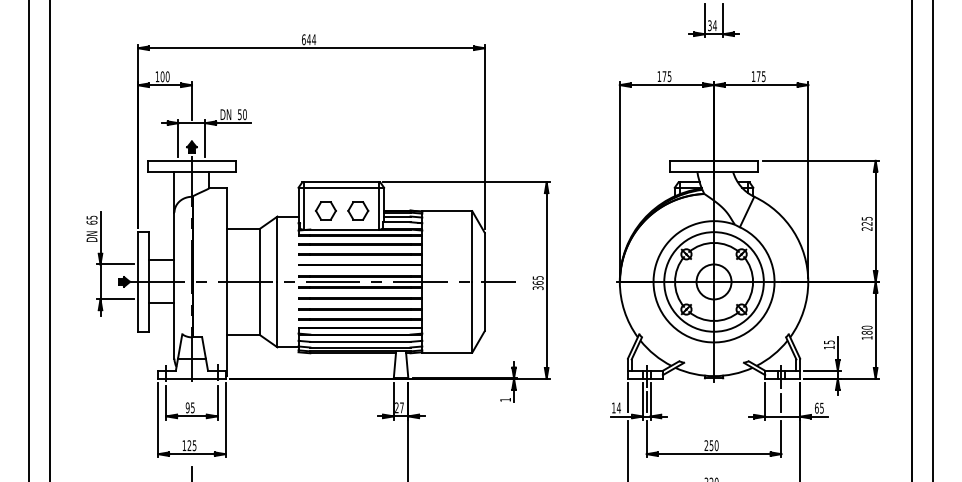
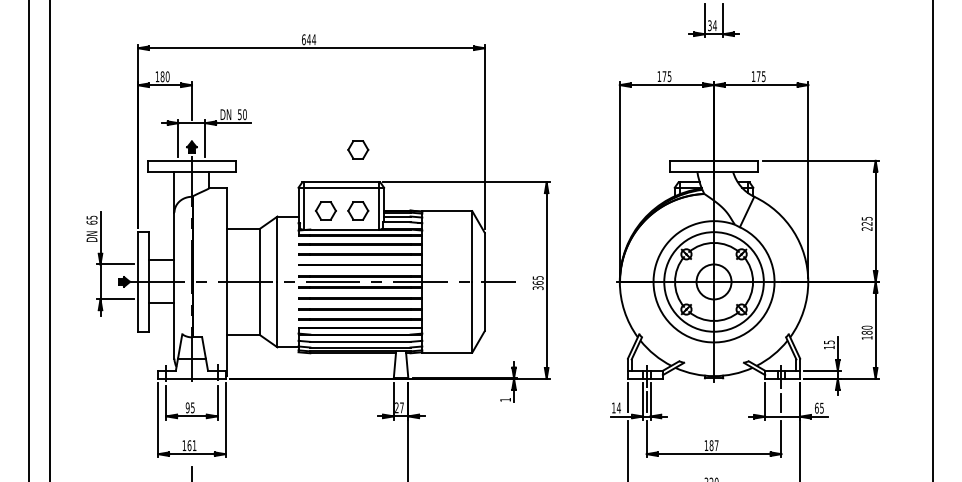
text: 100 -> 180 (162, 76)
part: none -> present (358, 149)
line: present -> none (911, 240)
text: 125 -> 161 (191, 445)
text: 250 -> 187 (711, 445)
